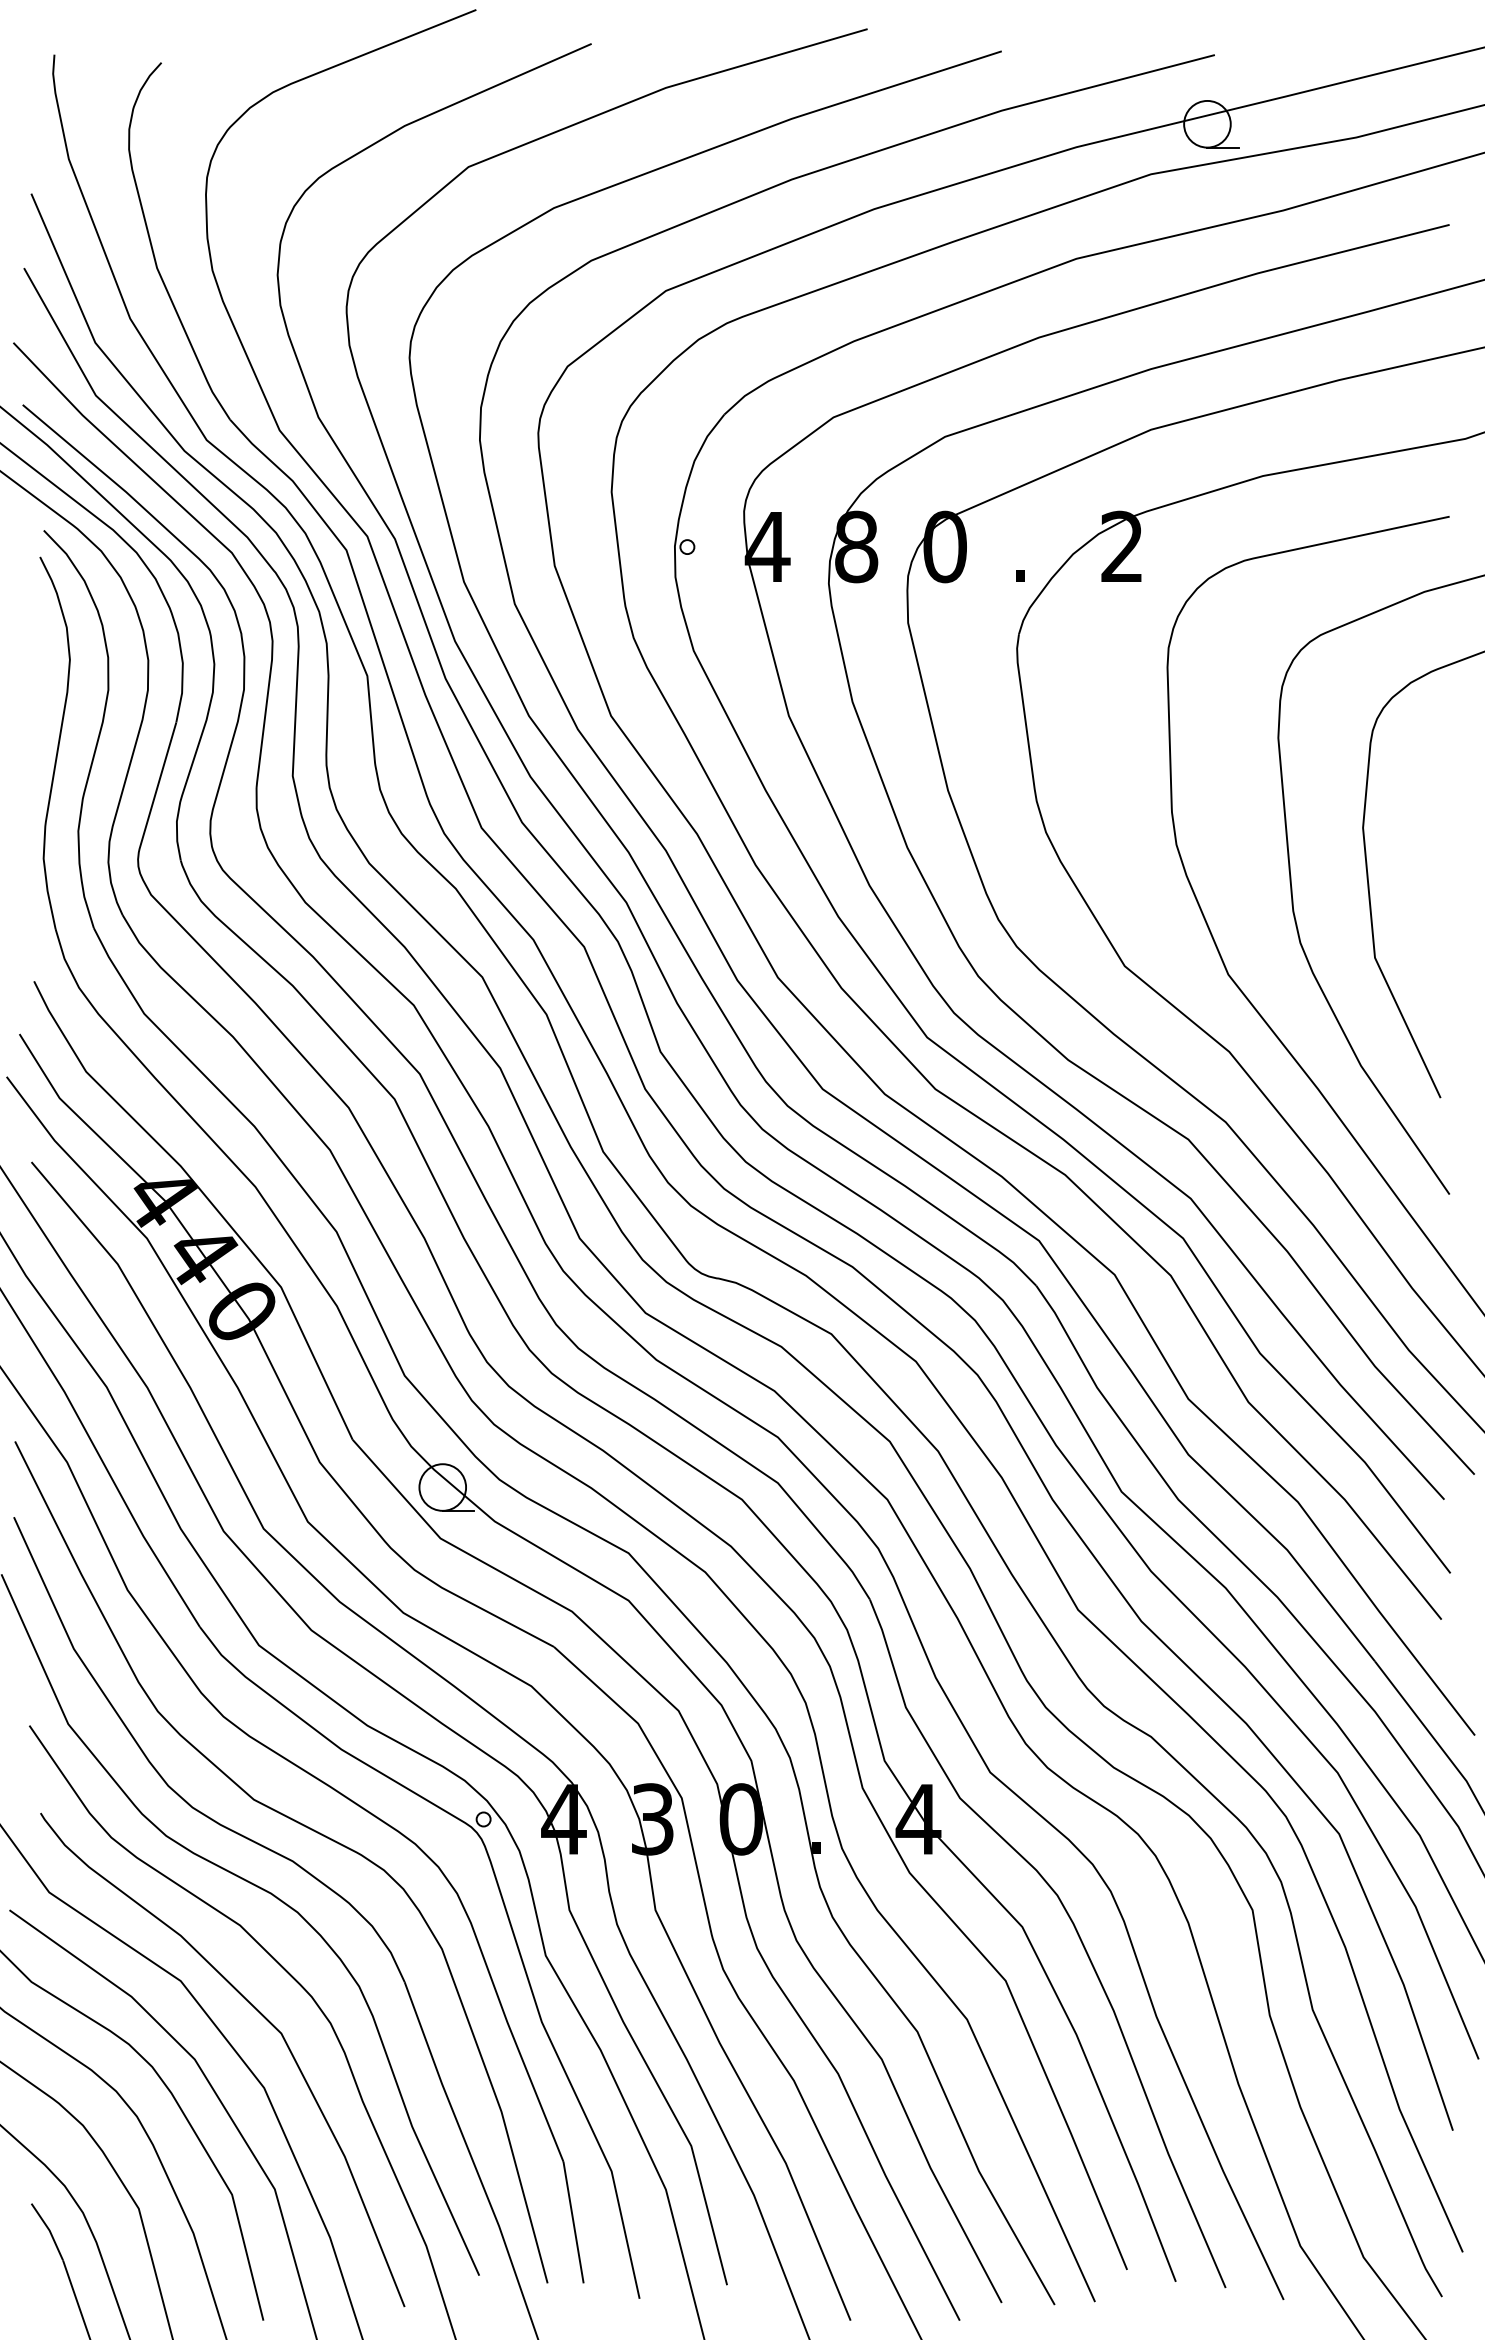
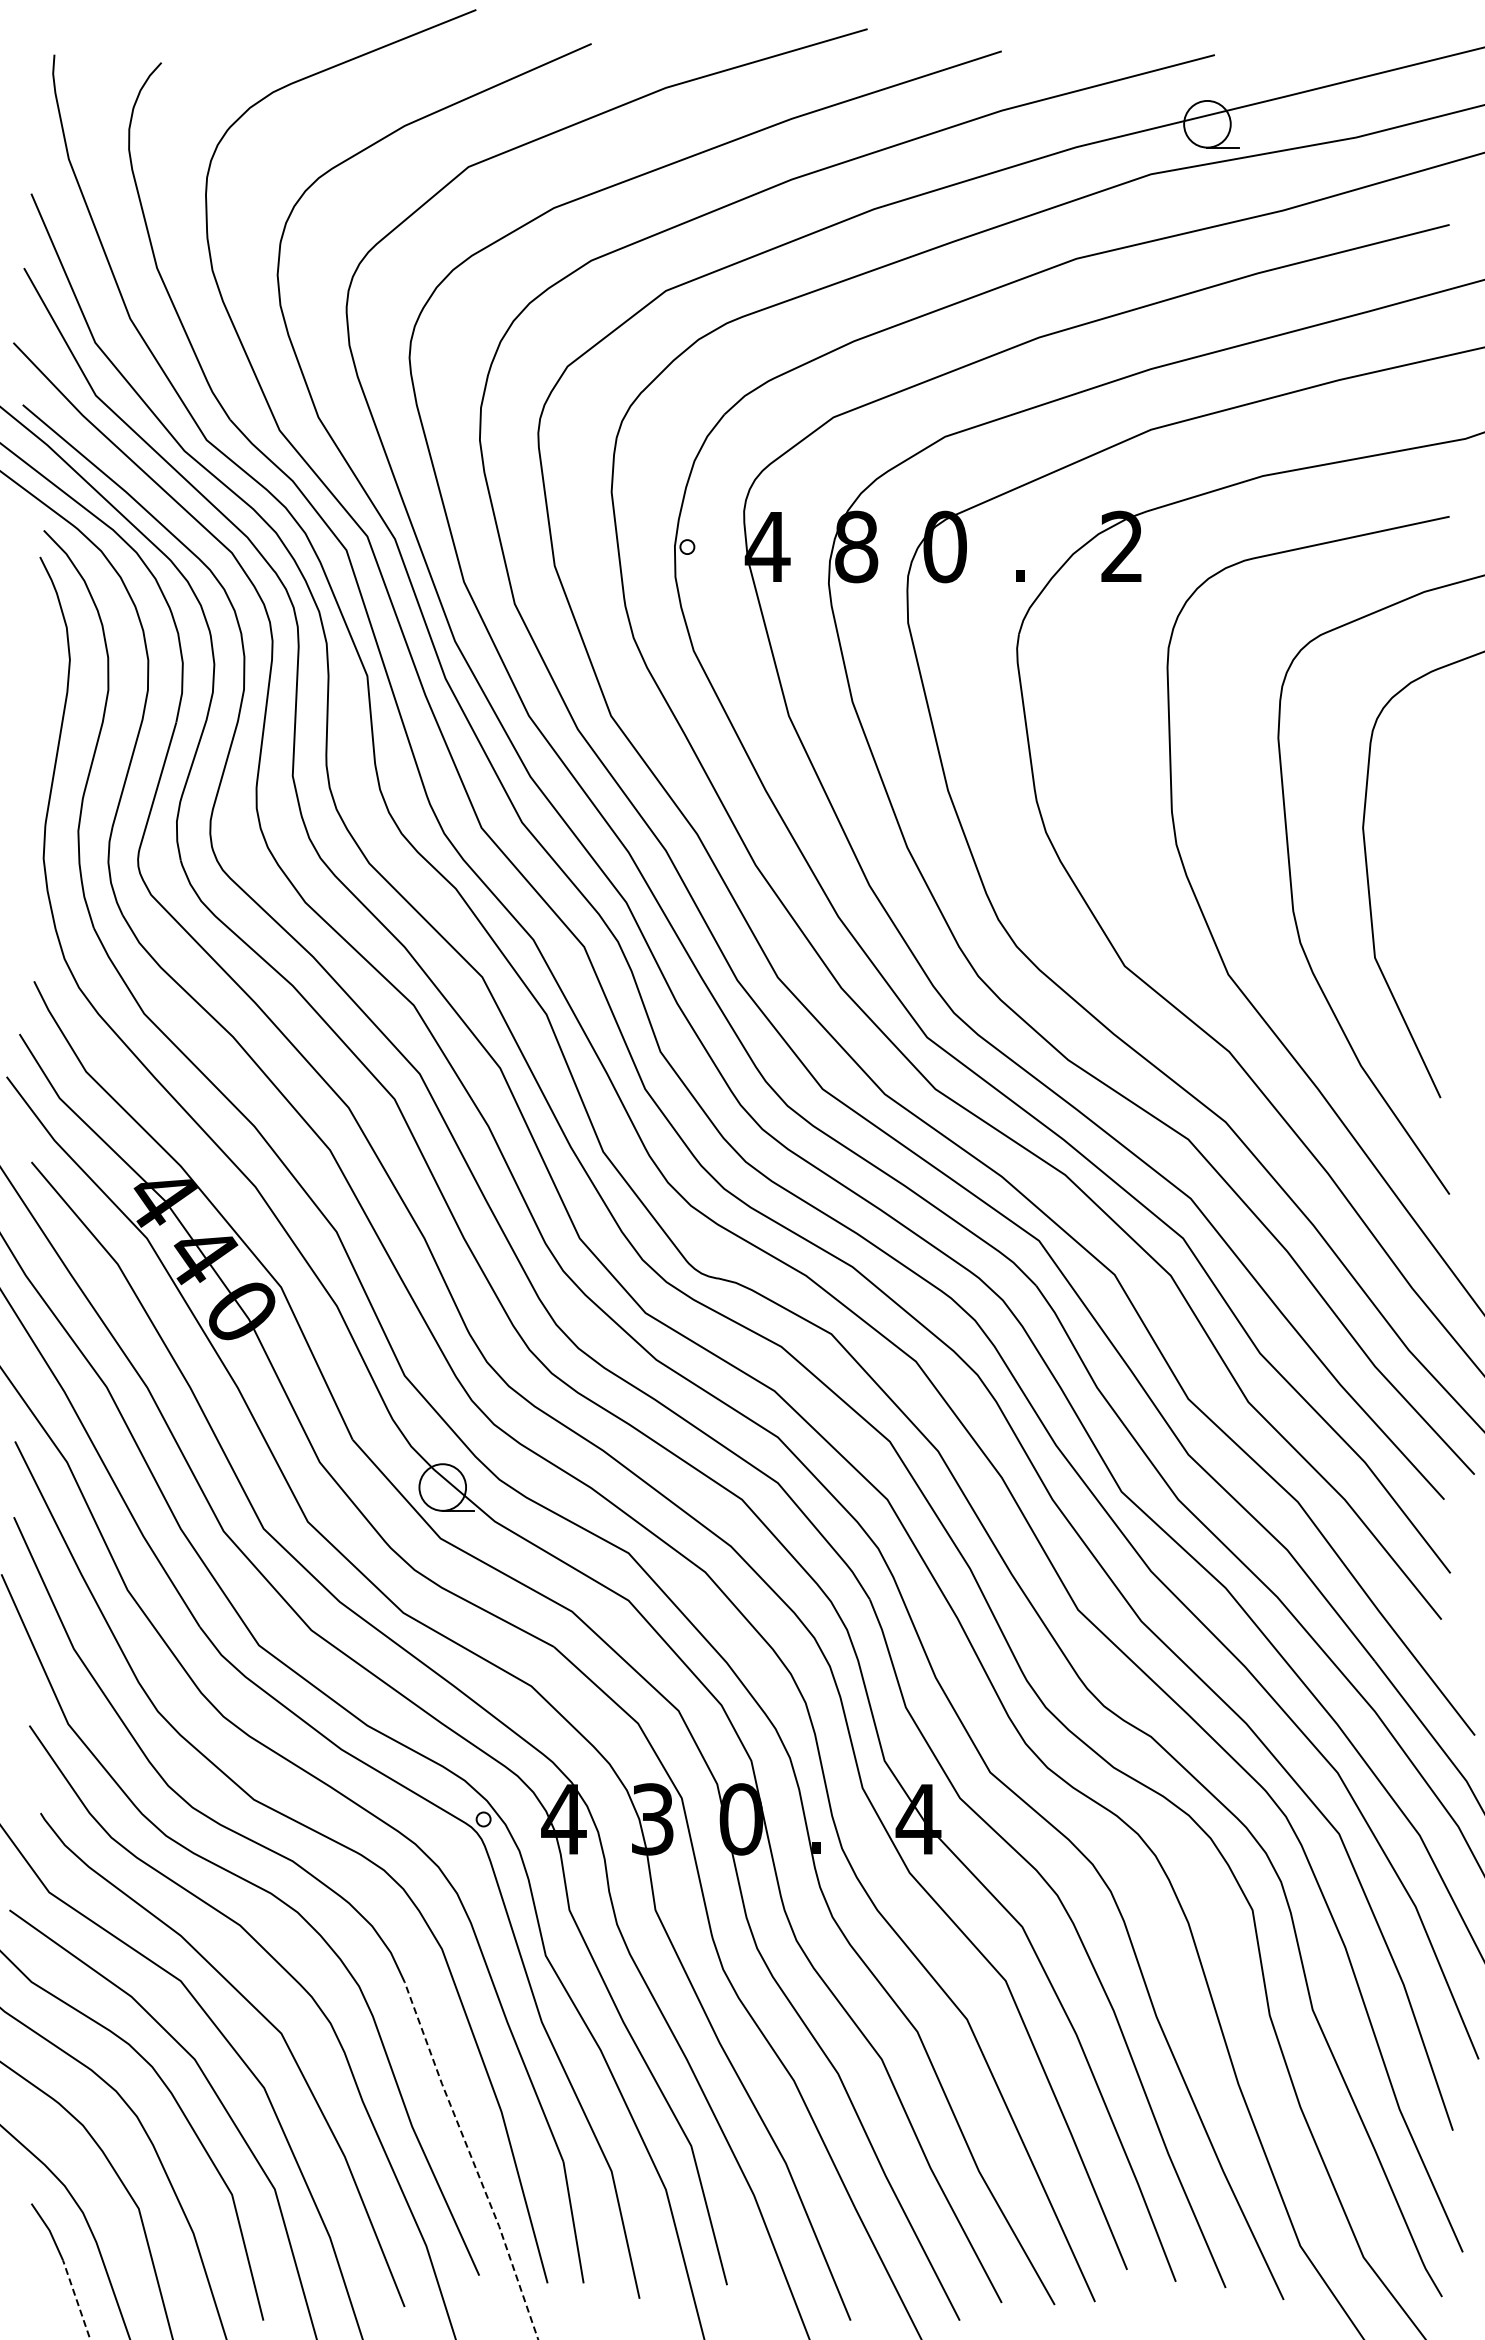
line: solid -> dashed (472, 2159)
line: solid -> dashed (76, 2299)
